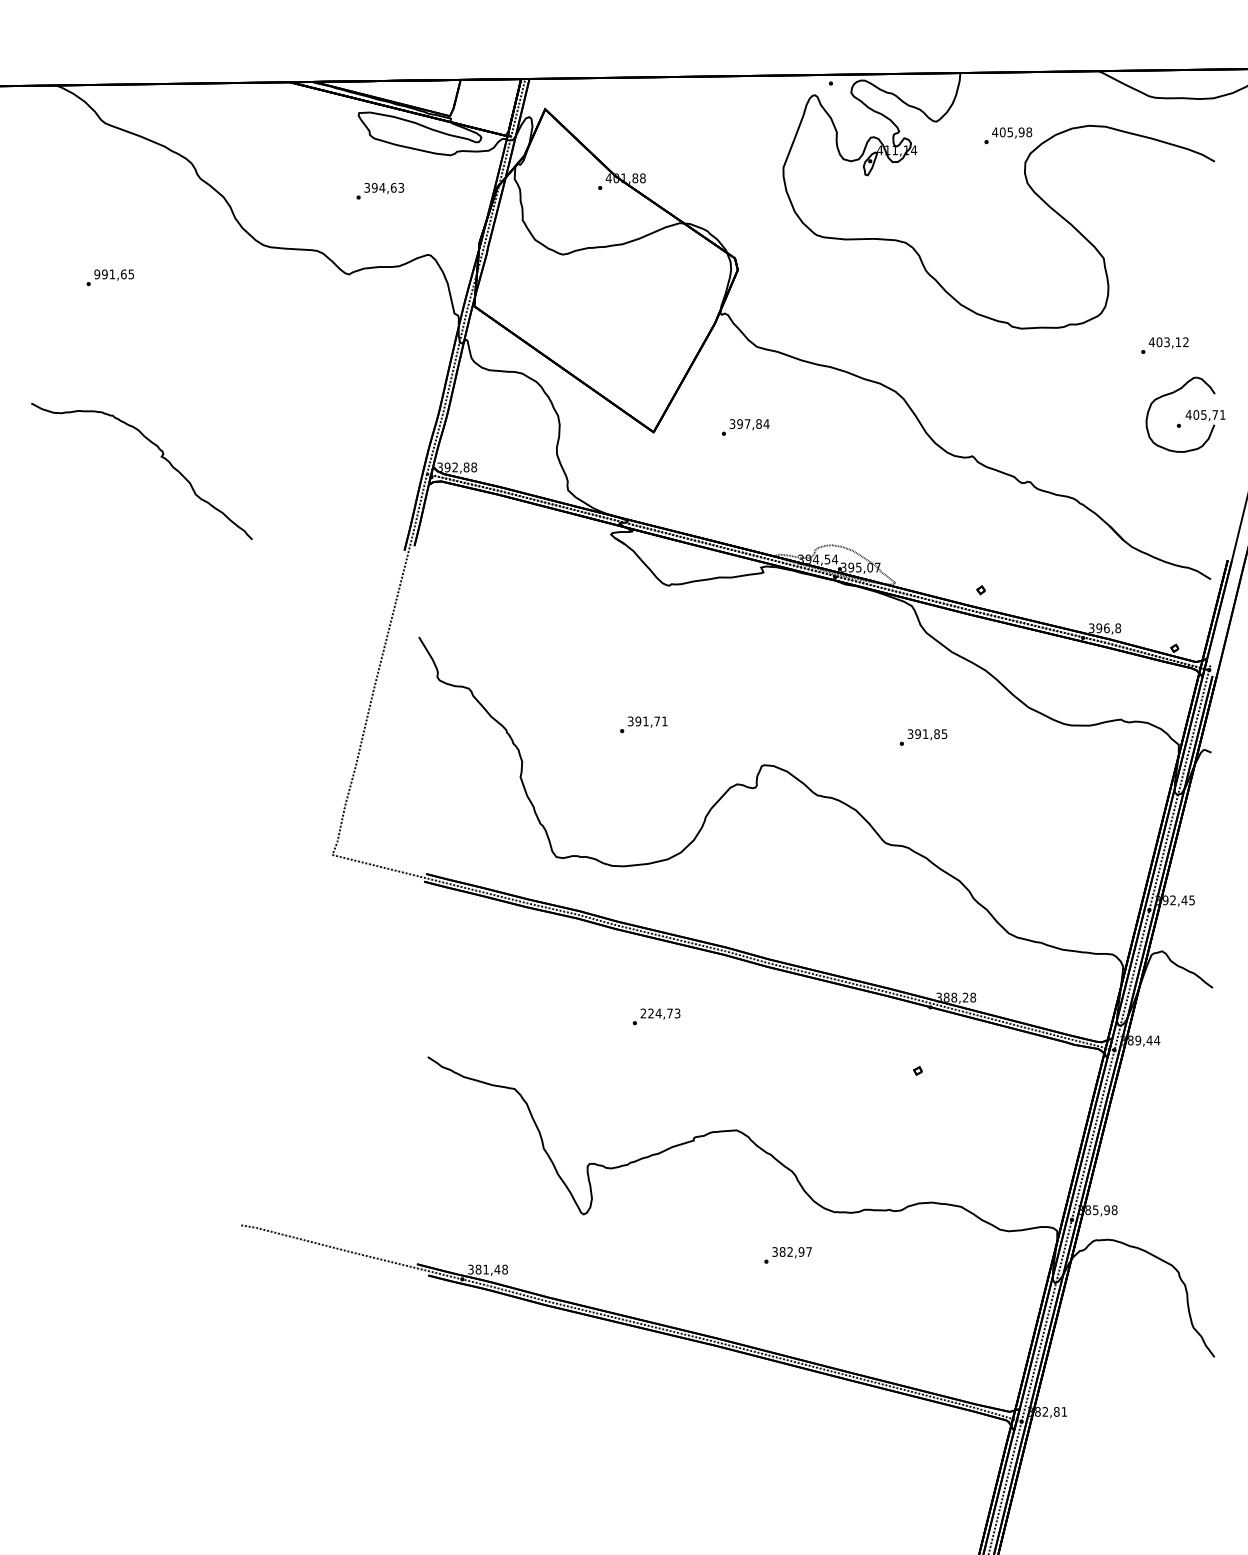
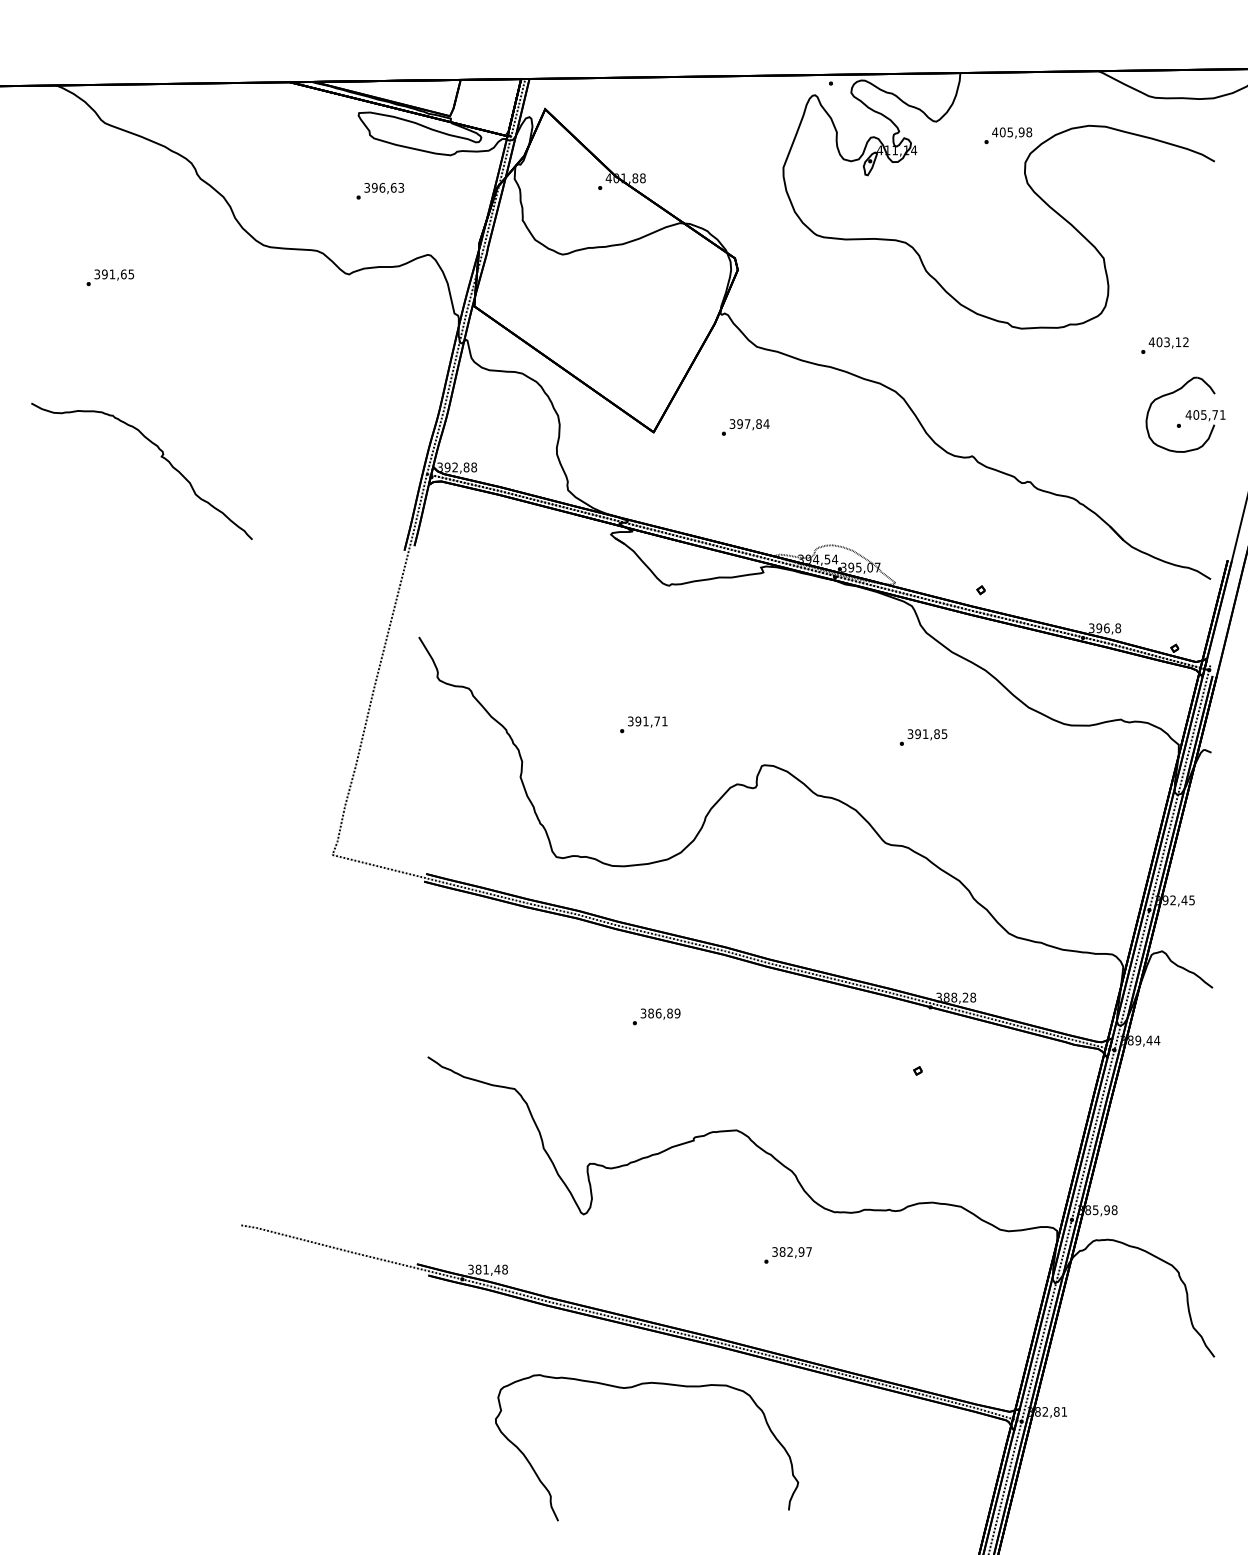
text: 394,63 -> 396,63 (382, 187)
text: 991,65 -> 391,65 (97, 274)
text: 224,73 -> 386,89 (660, 1013)
curve: none -> present (631, 1388)
